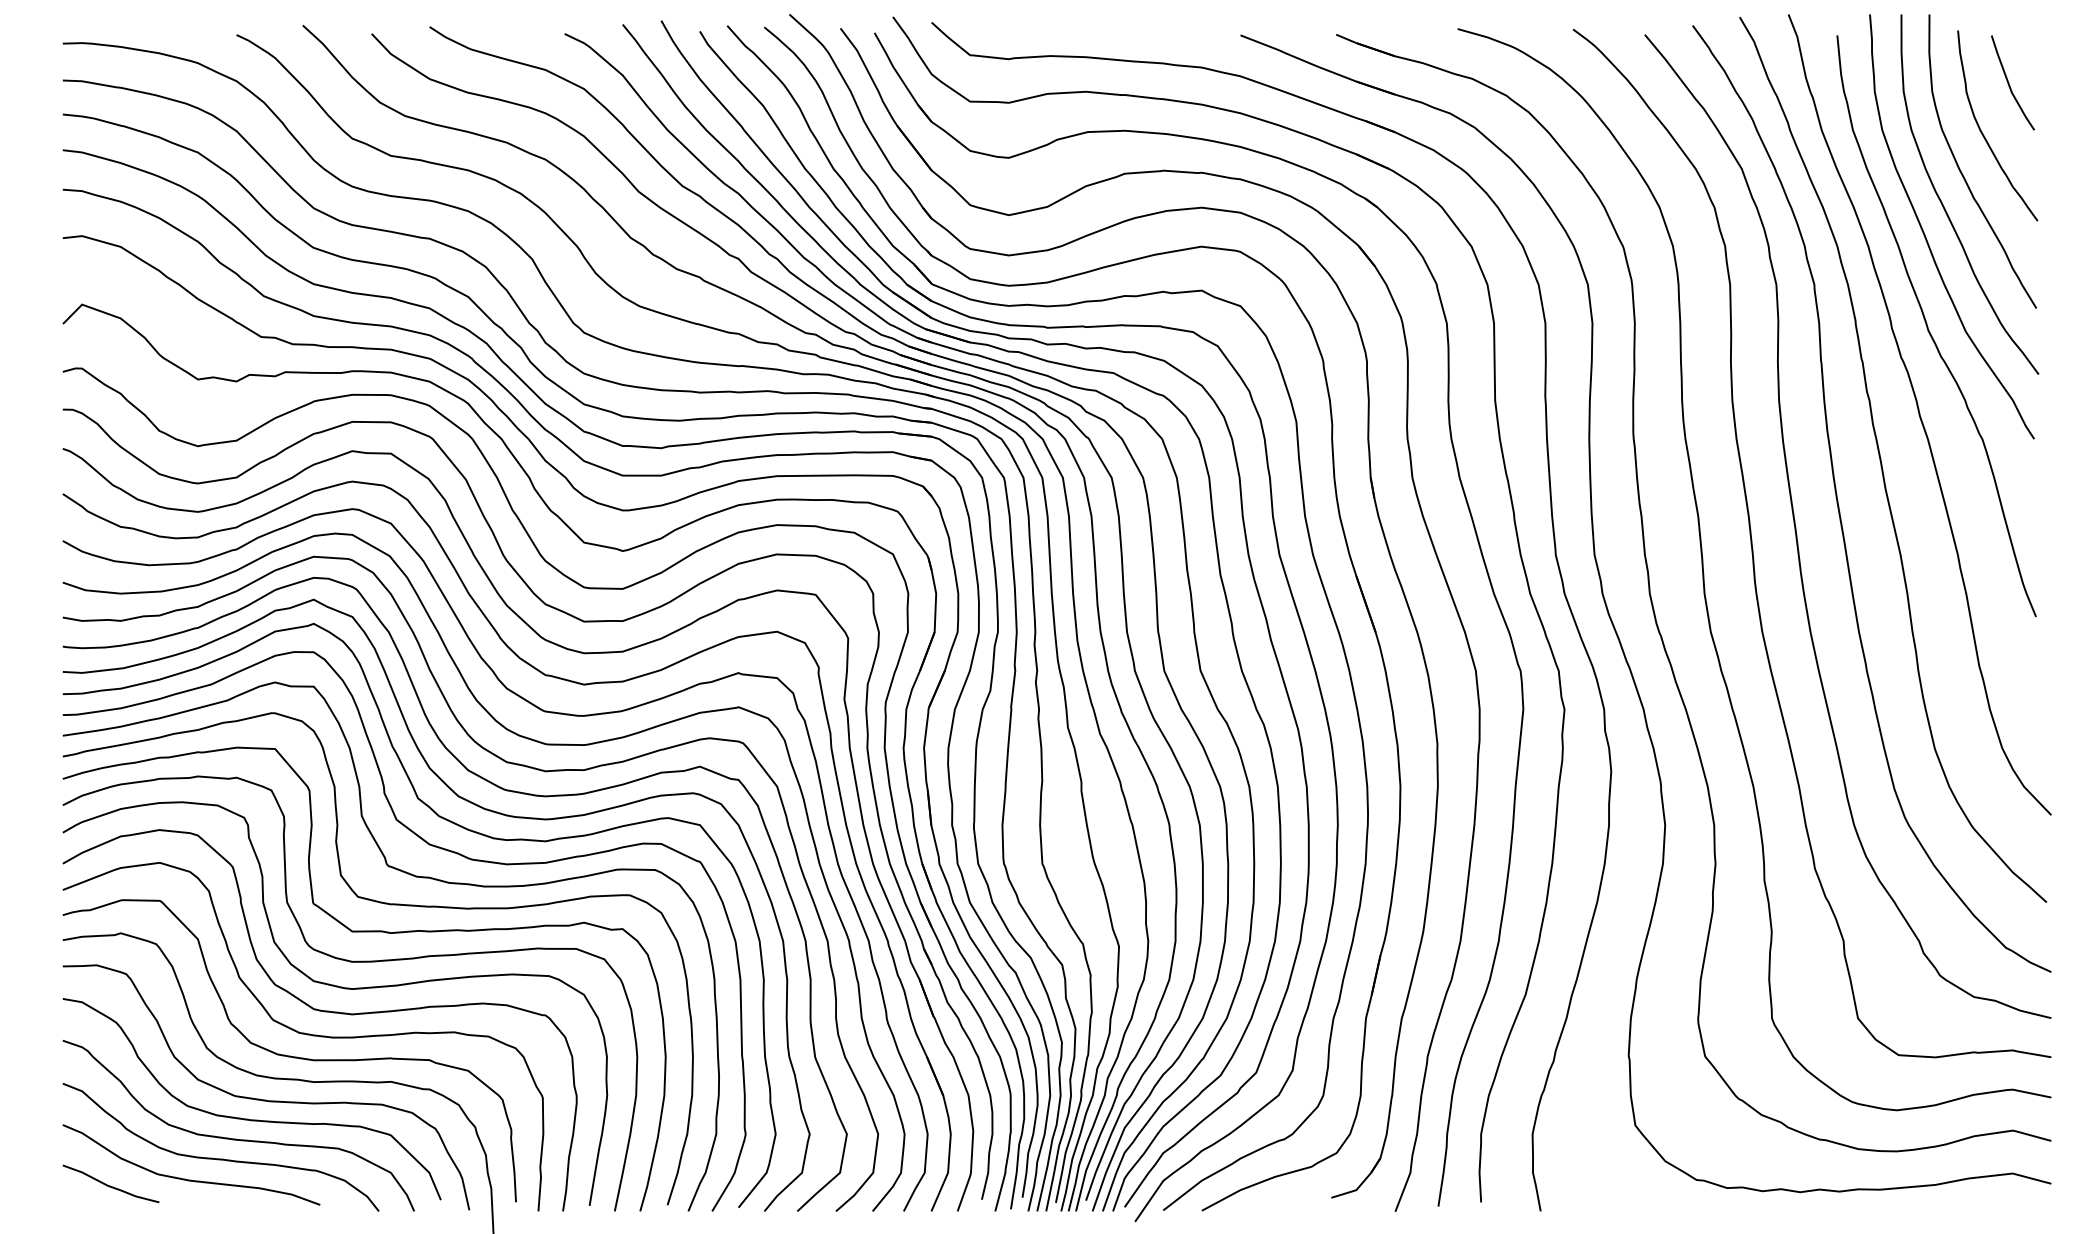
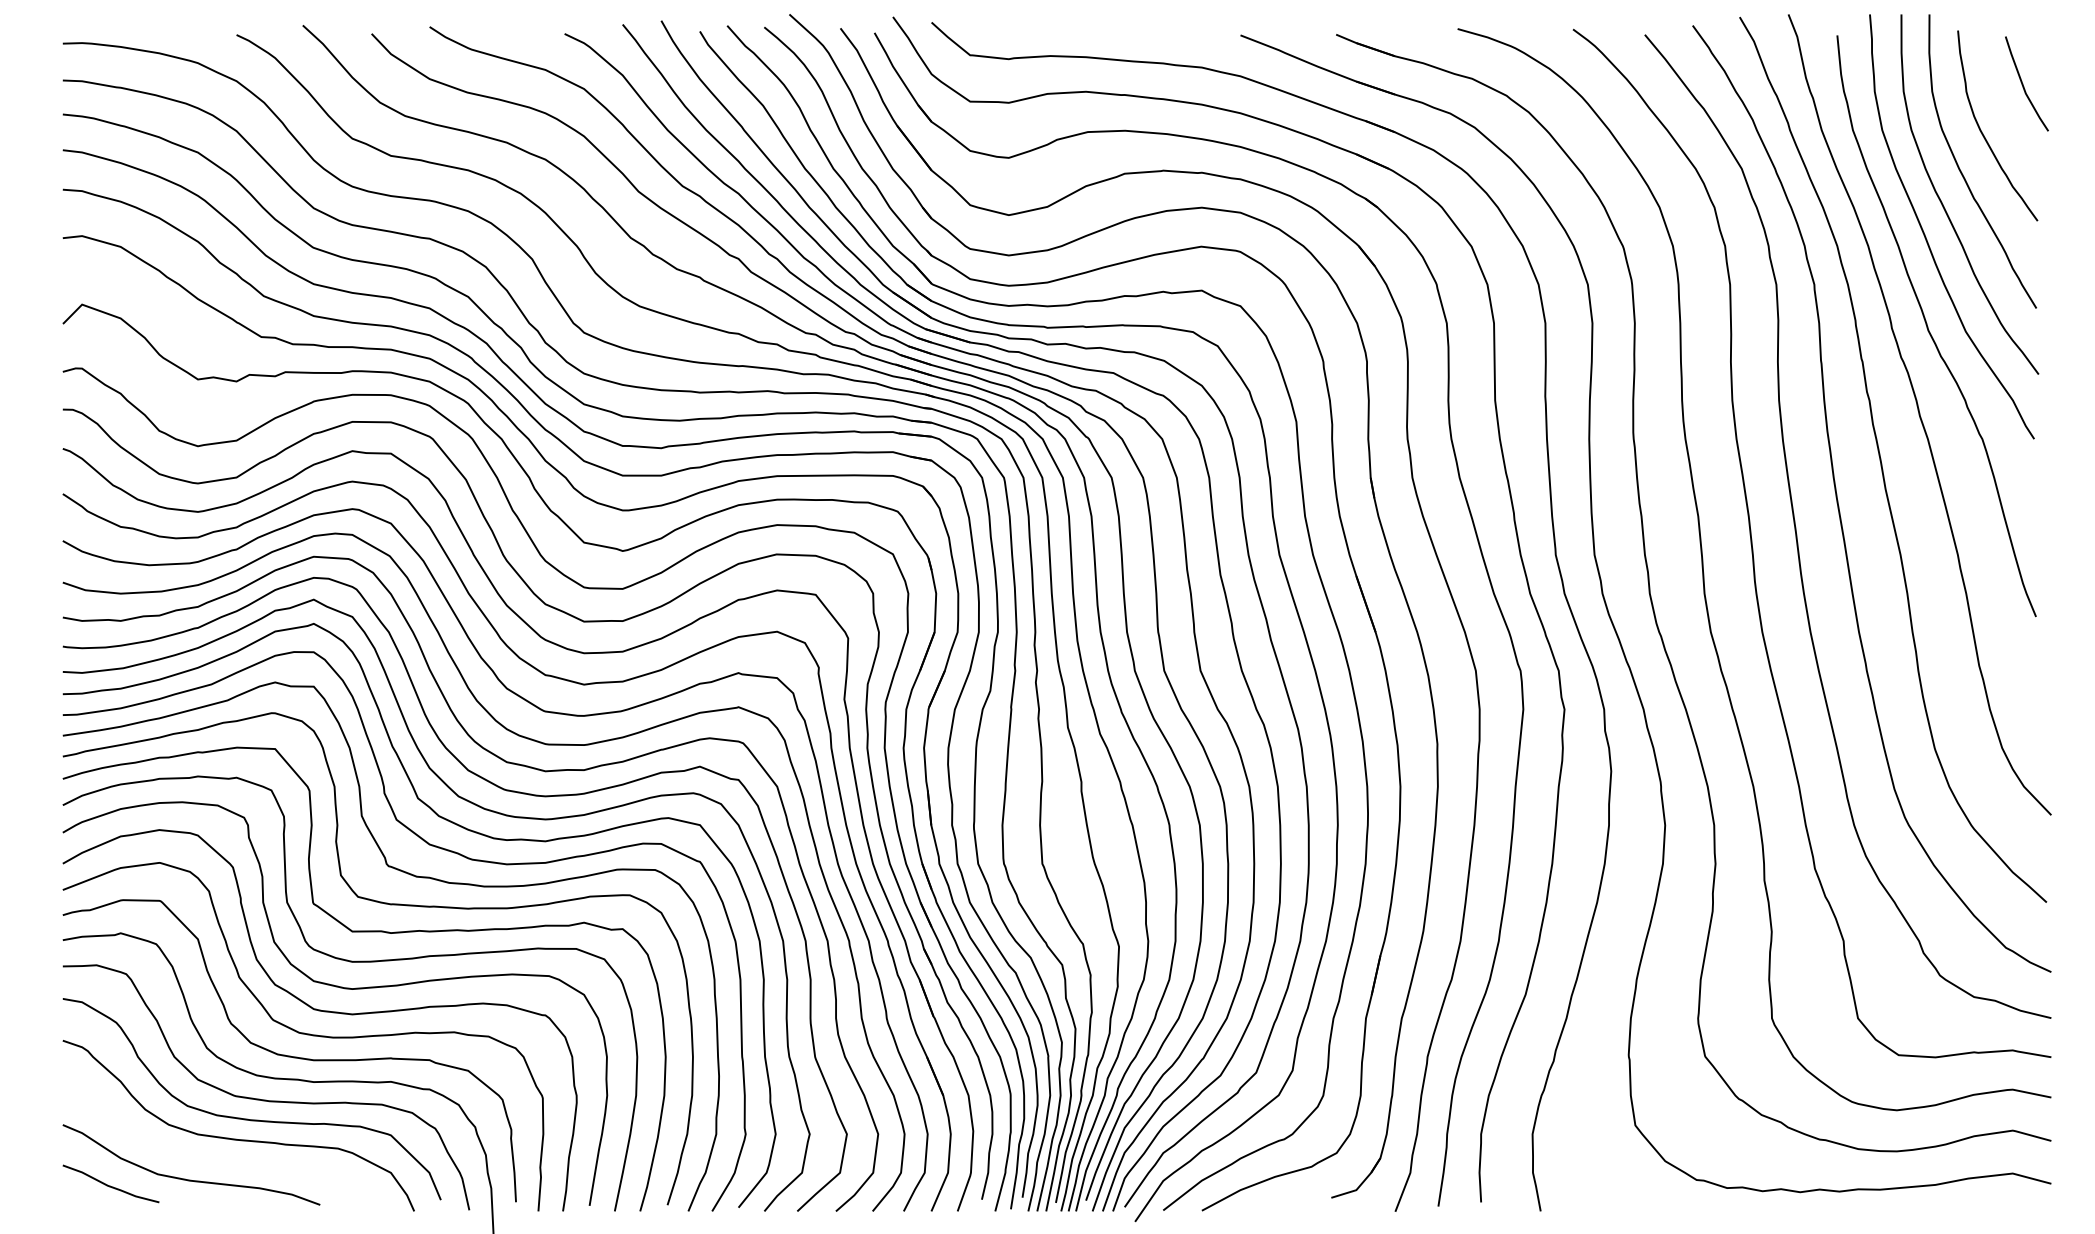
line position: (2009, 82) -> (2023, 83) (2023, 83)
curve: present -> none (220, 1158)
